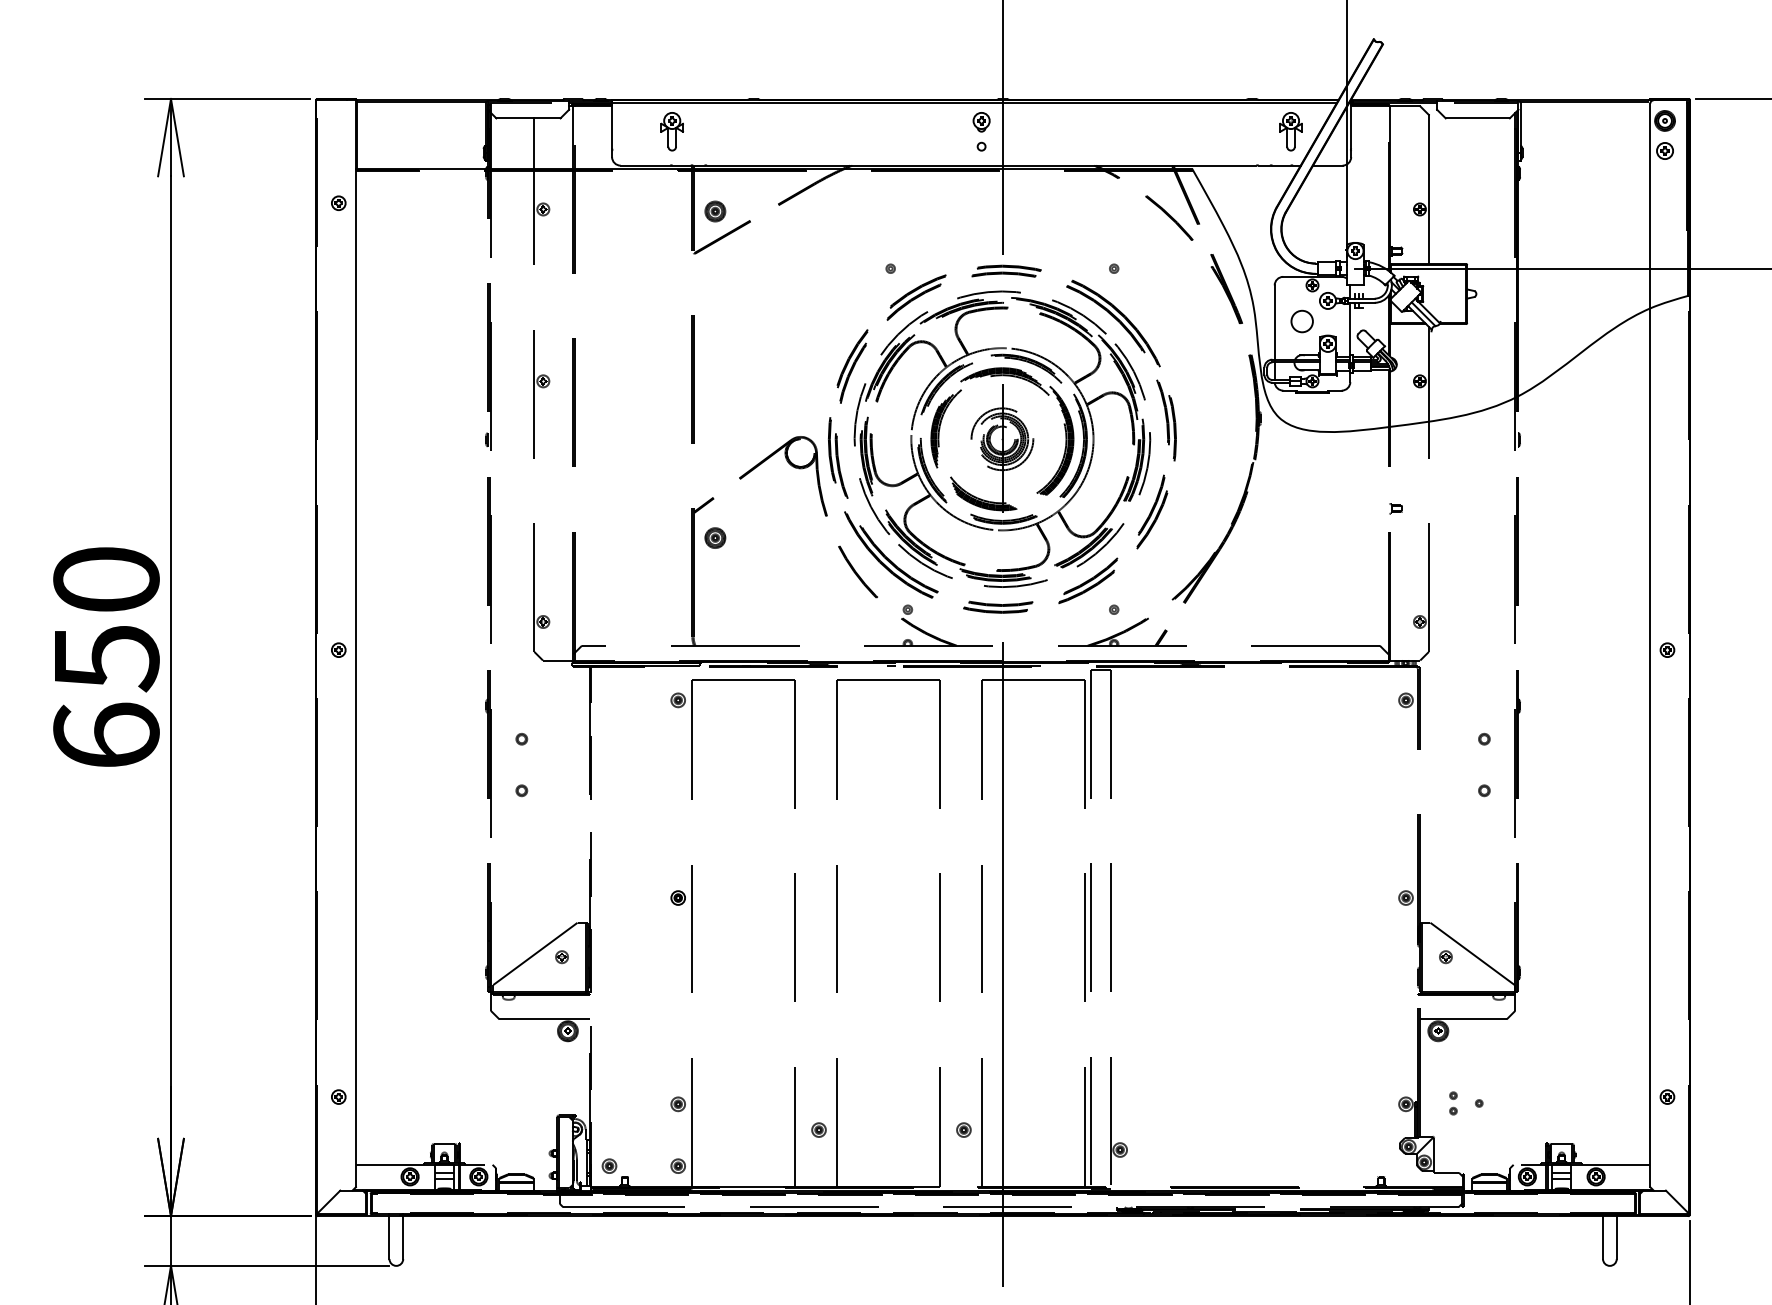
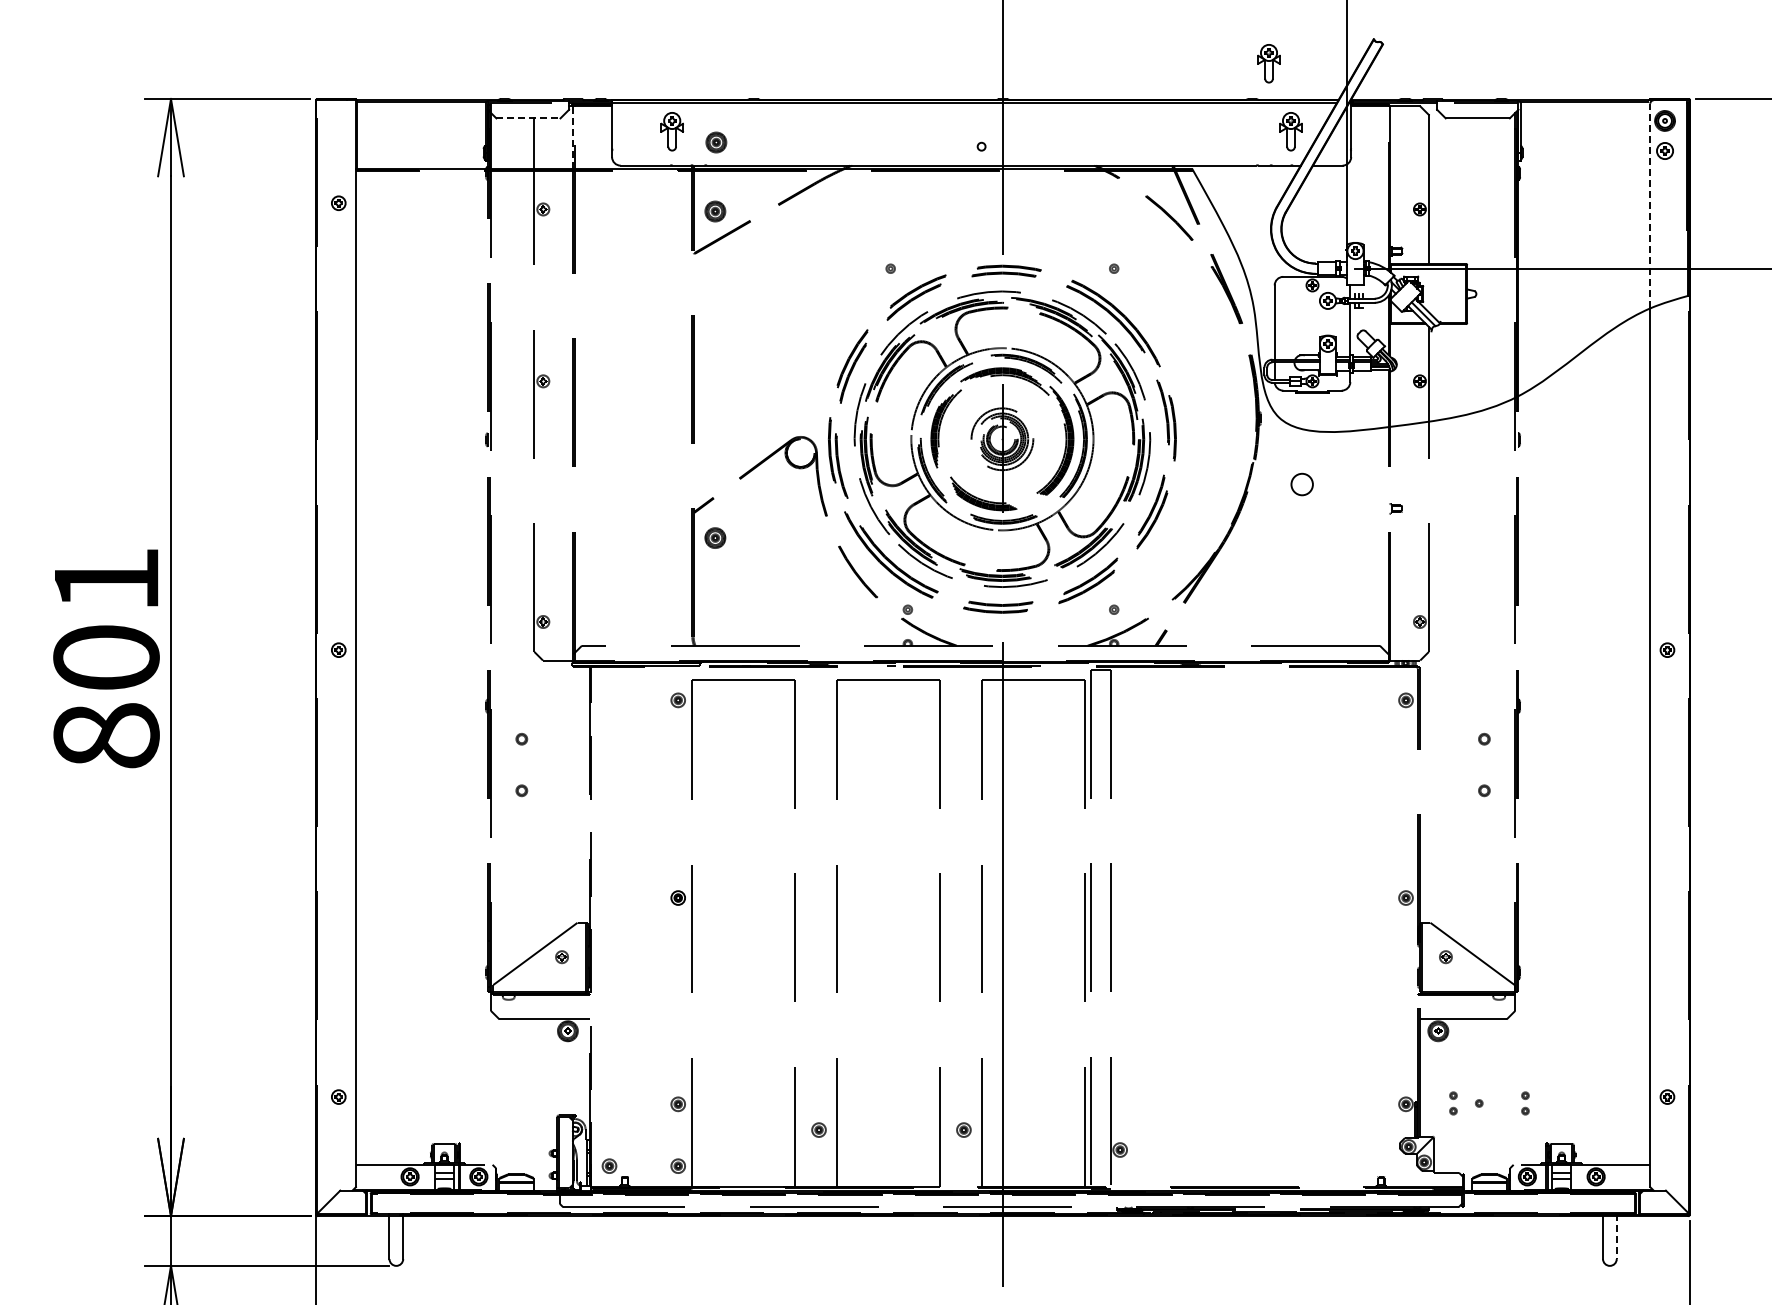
part: none -> present (1268, 63)
line: solid -> dashed (528, 118)
part: present -> none (981, 122)
line: solid -> dashed (573, 137)
part: none -> present (716, 142)
line: solid -> dashed (1650, 205)
circle position: (1301, 321) -> (1301, 484) (1301, 484)
text: 650 -> 801 (106, 657)
part: none -> present (1525, 1103)
line: solid -> dashed (1616, 1237)
